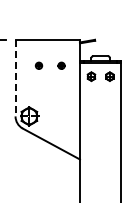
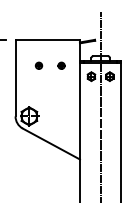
line: dashed -> solid (15, 78)
line: none -> present (100, 105)
